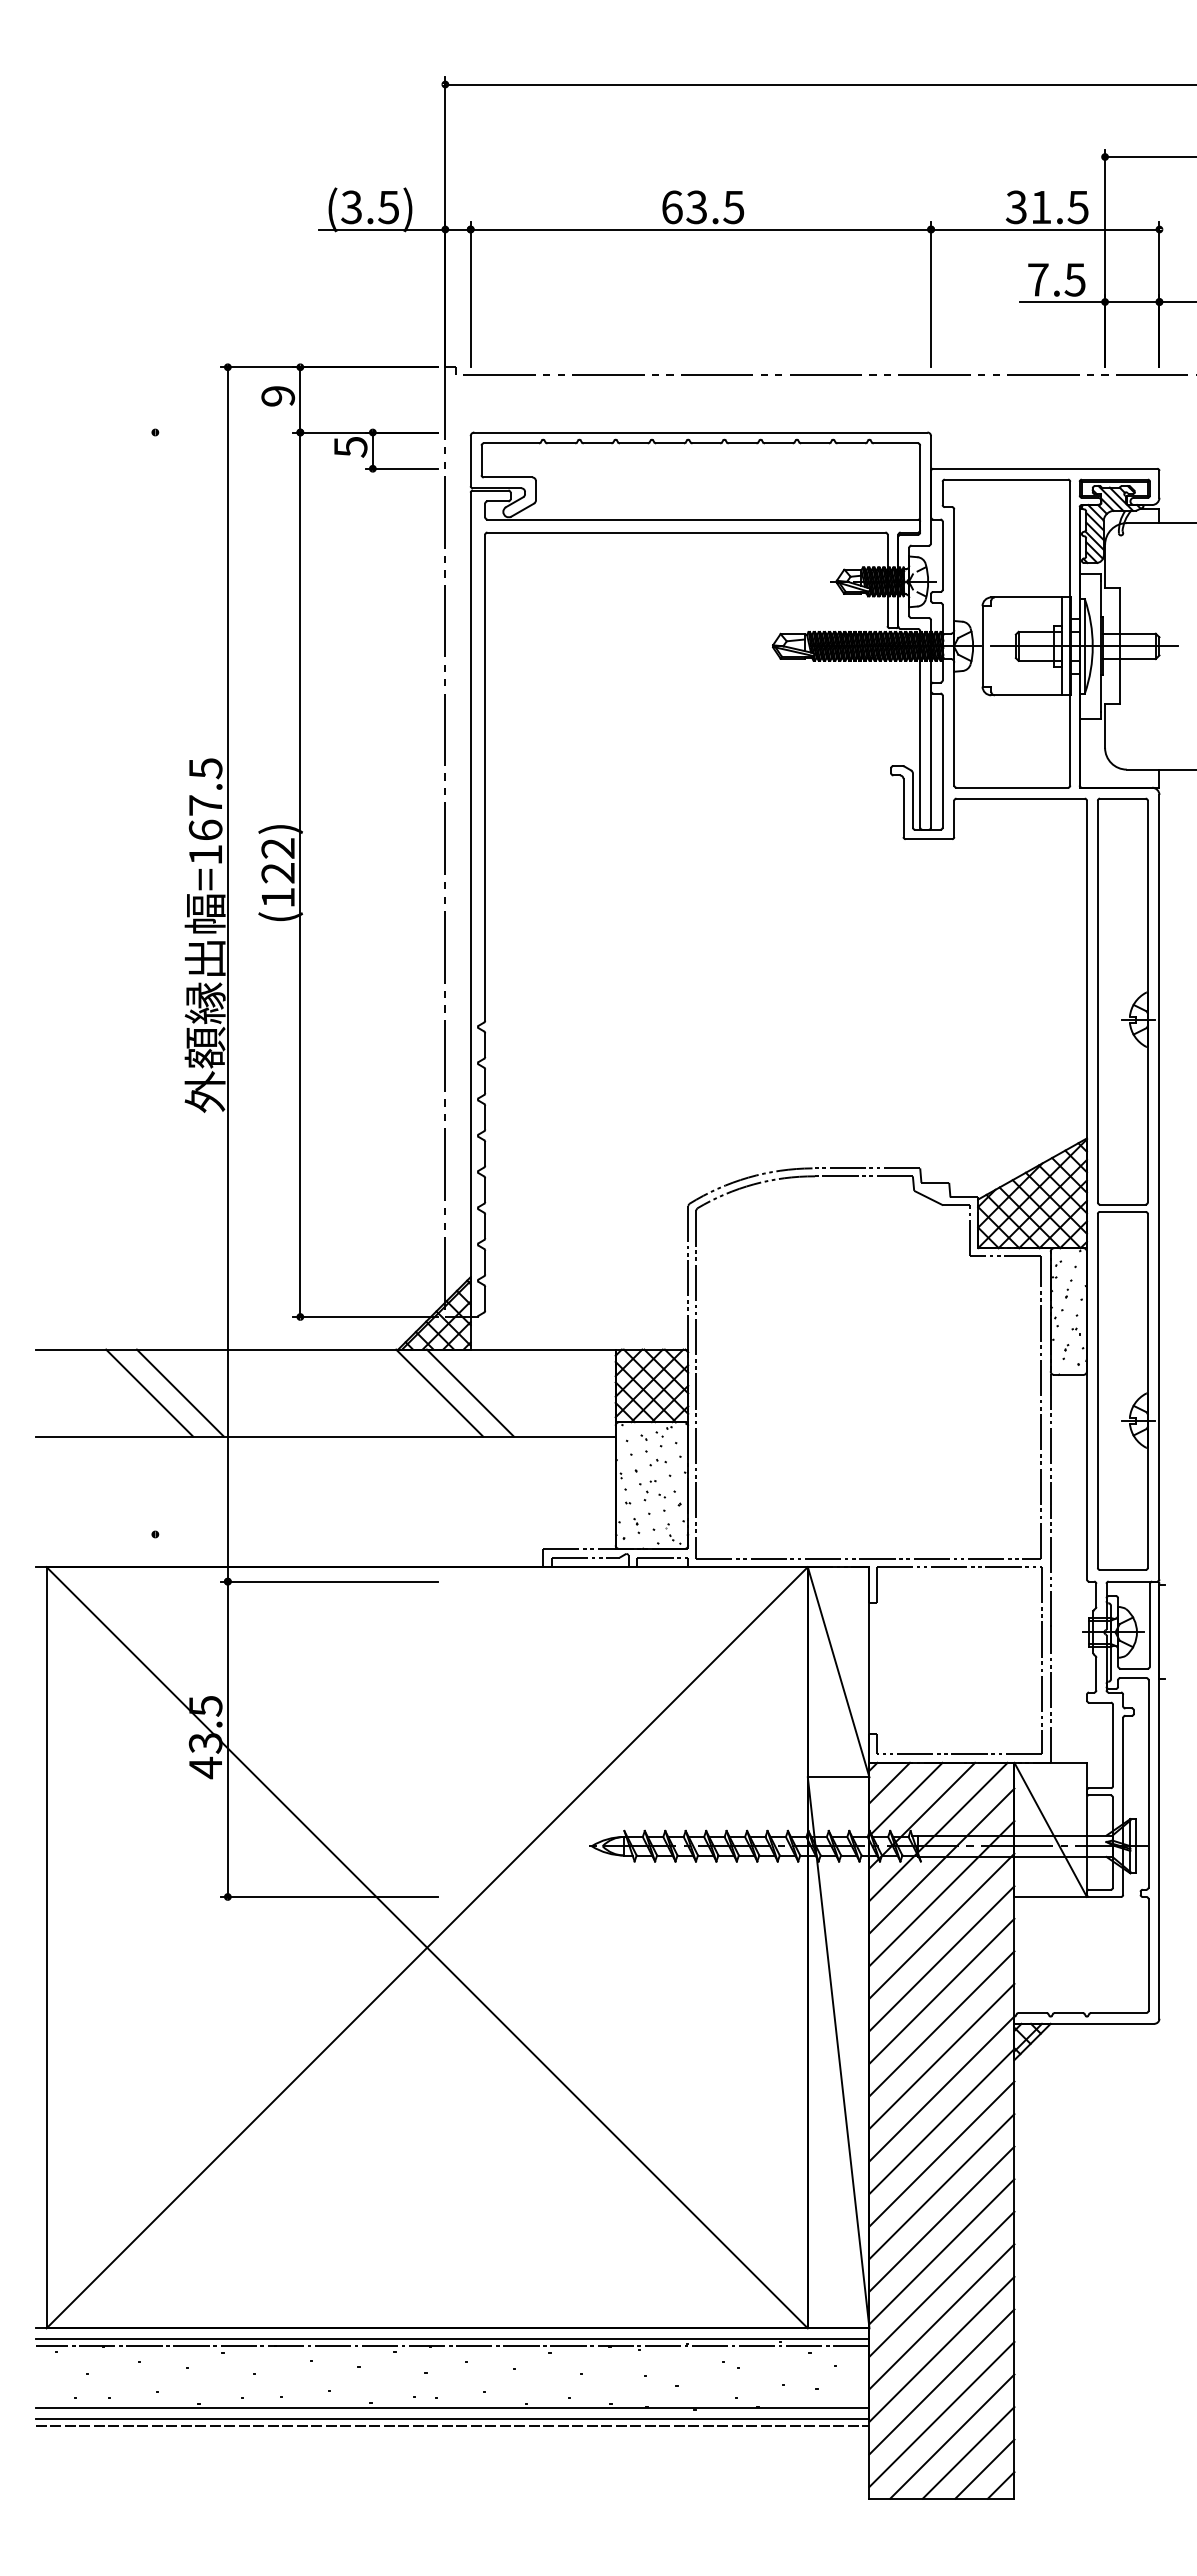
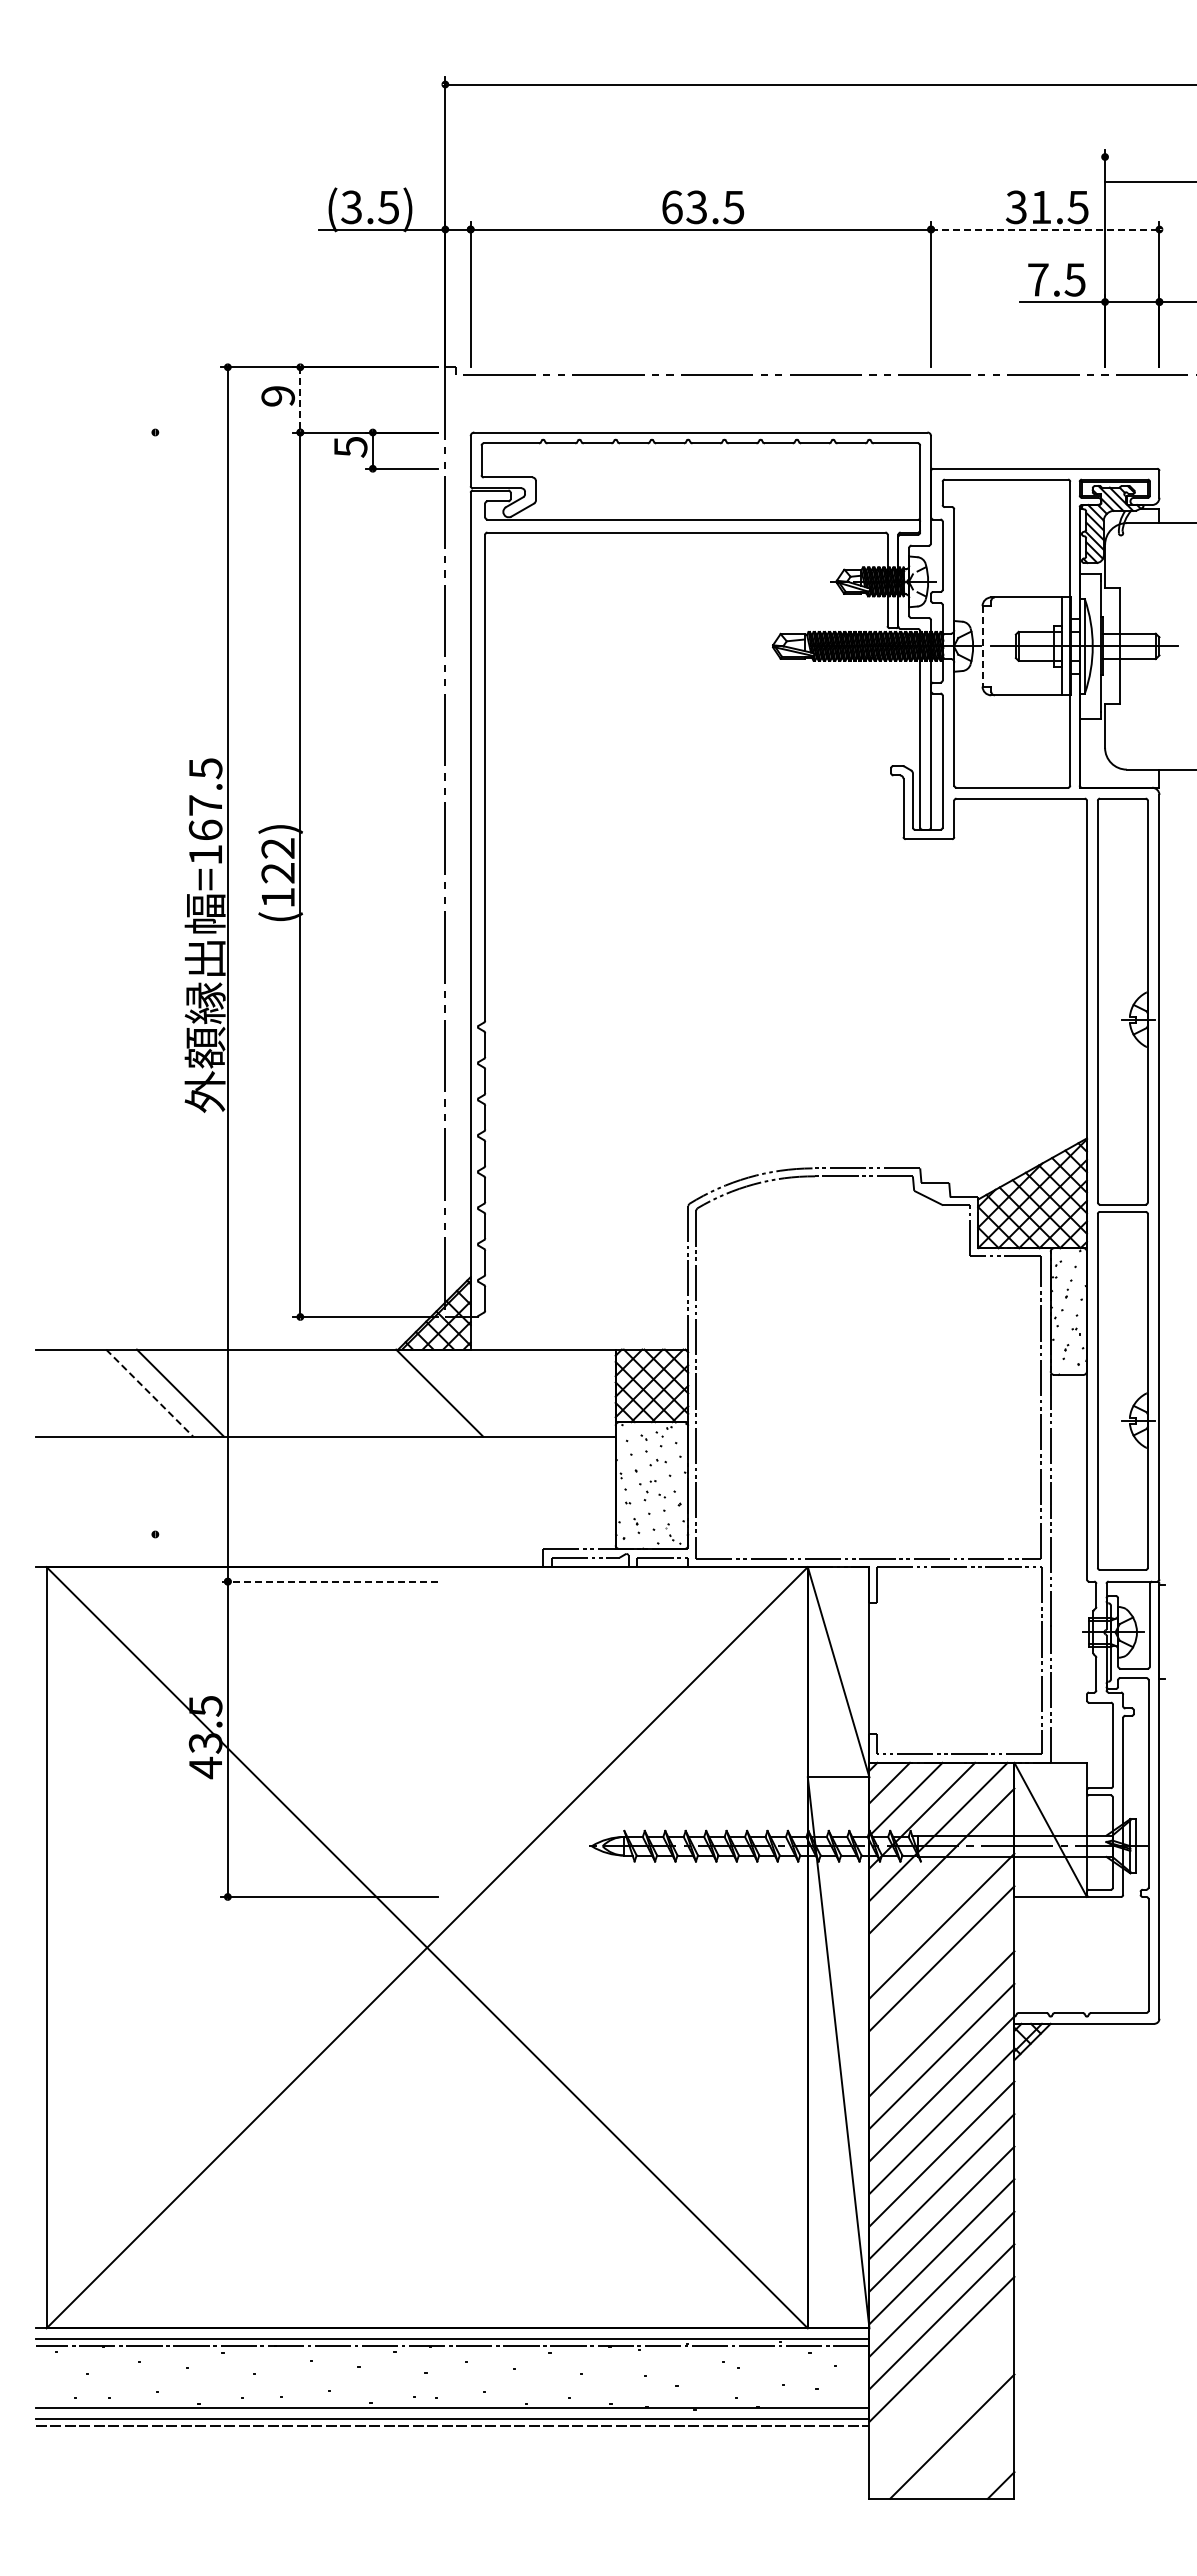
line position: (1149, 157) -> (1149, 182) (1149, 182)
line: solid -> dashed (1045, 229)
line: solid -> dashed (300, 399)
line: solid -> dashed (982, 646)
line: present -> none (469, 1392)
line: solid -> dashed (149, 1393)
line: solid -> dashed (329, 1581)
line: present -> none (941, 1893)
line: present -> none (941, 1990)
line: present -> none (941, 2381)
line: present -> none (941, 2413)
line: present -> none (968, 2452)
line: present -> none (984, 2468)
